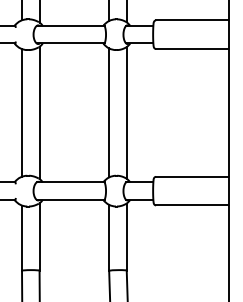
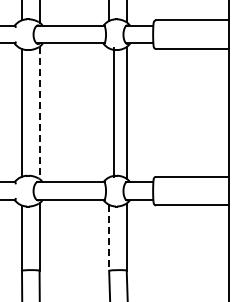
line position: (109, 112) -> (114, 112) (114, 112)
line: solid -> dashed (39, 113)
line: solid -> dashed (109, 237)
